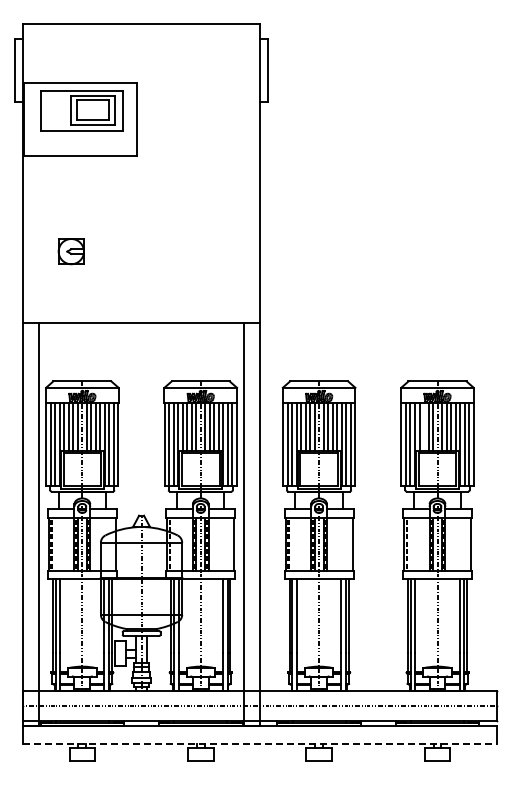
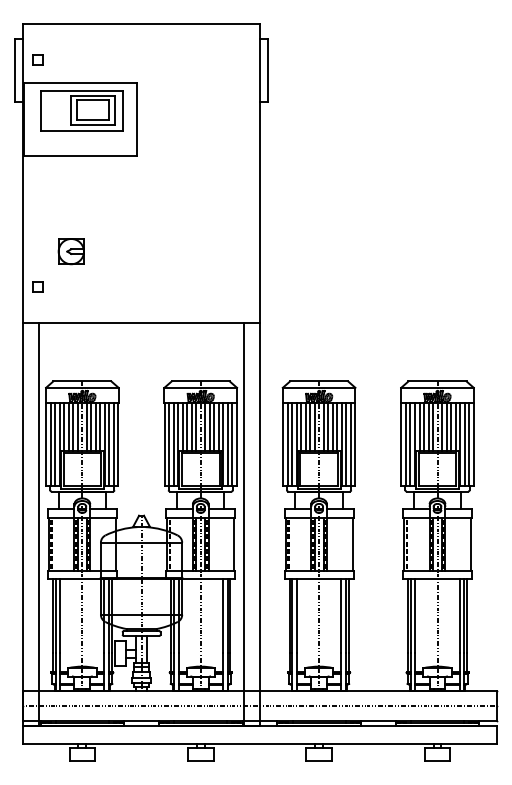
part: none -> present (37, 59)
part: none -> present (37, 286)
line: none -> present (424, 426)
line: dashed -> solid (259, 743)
